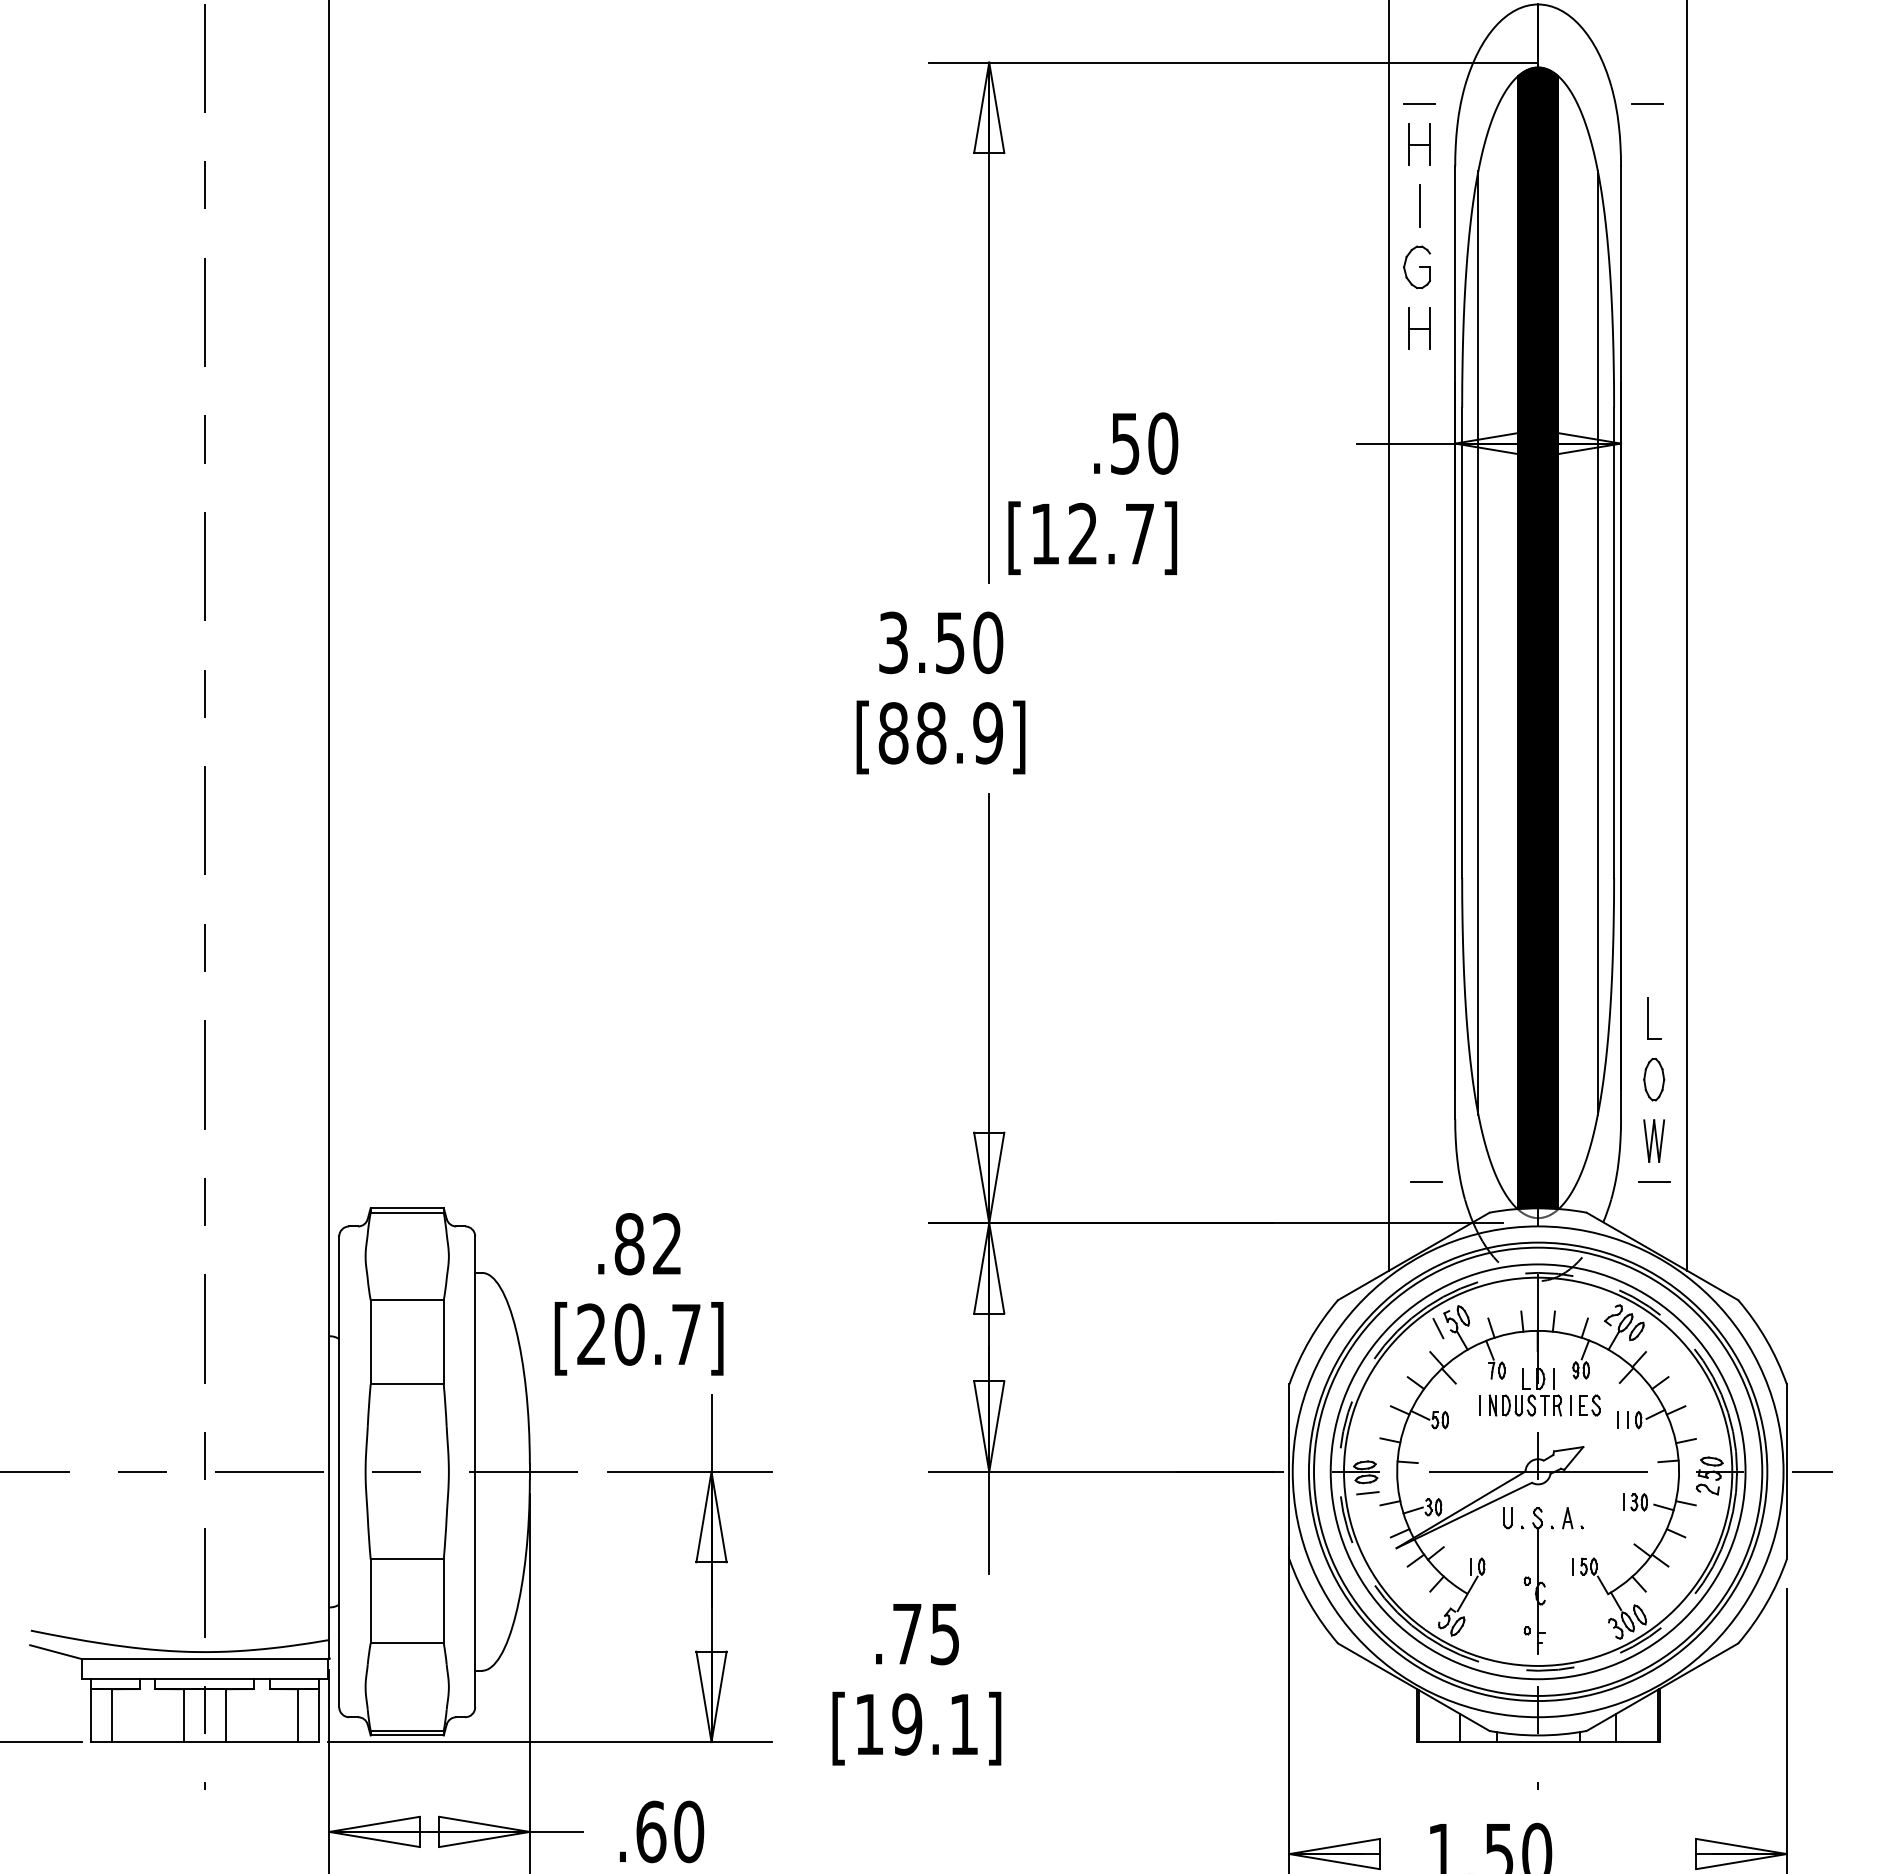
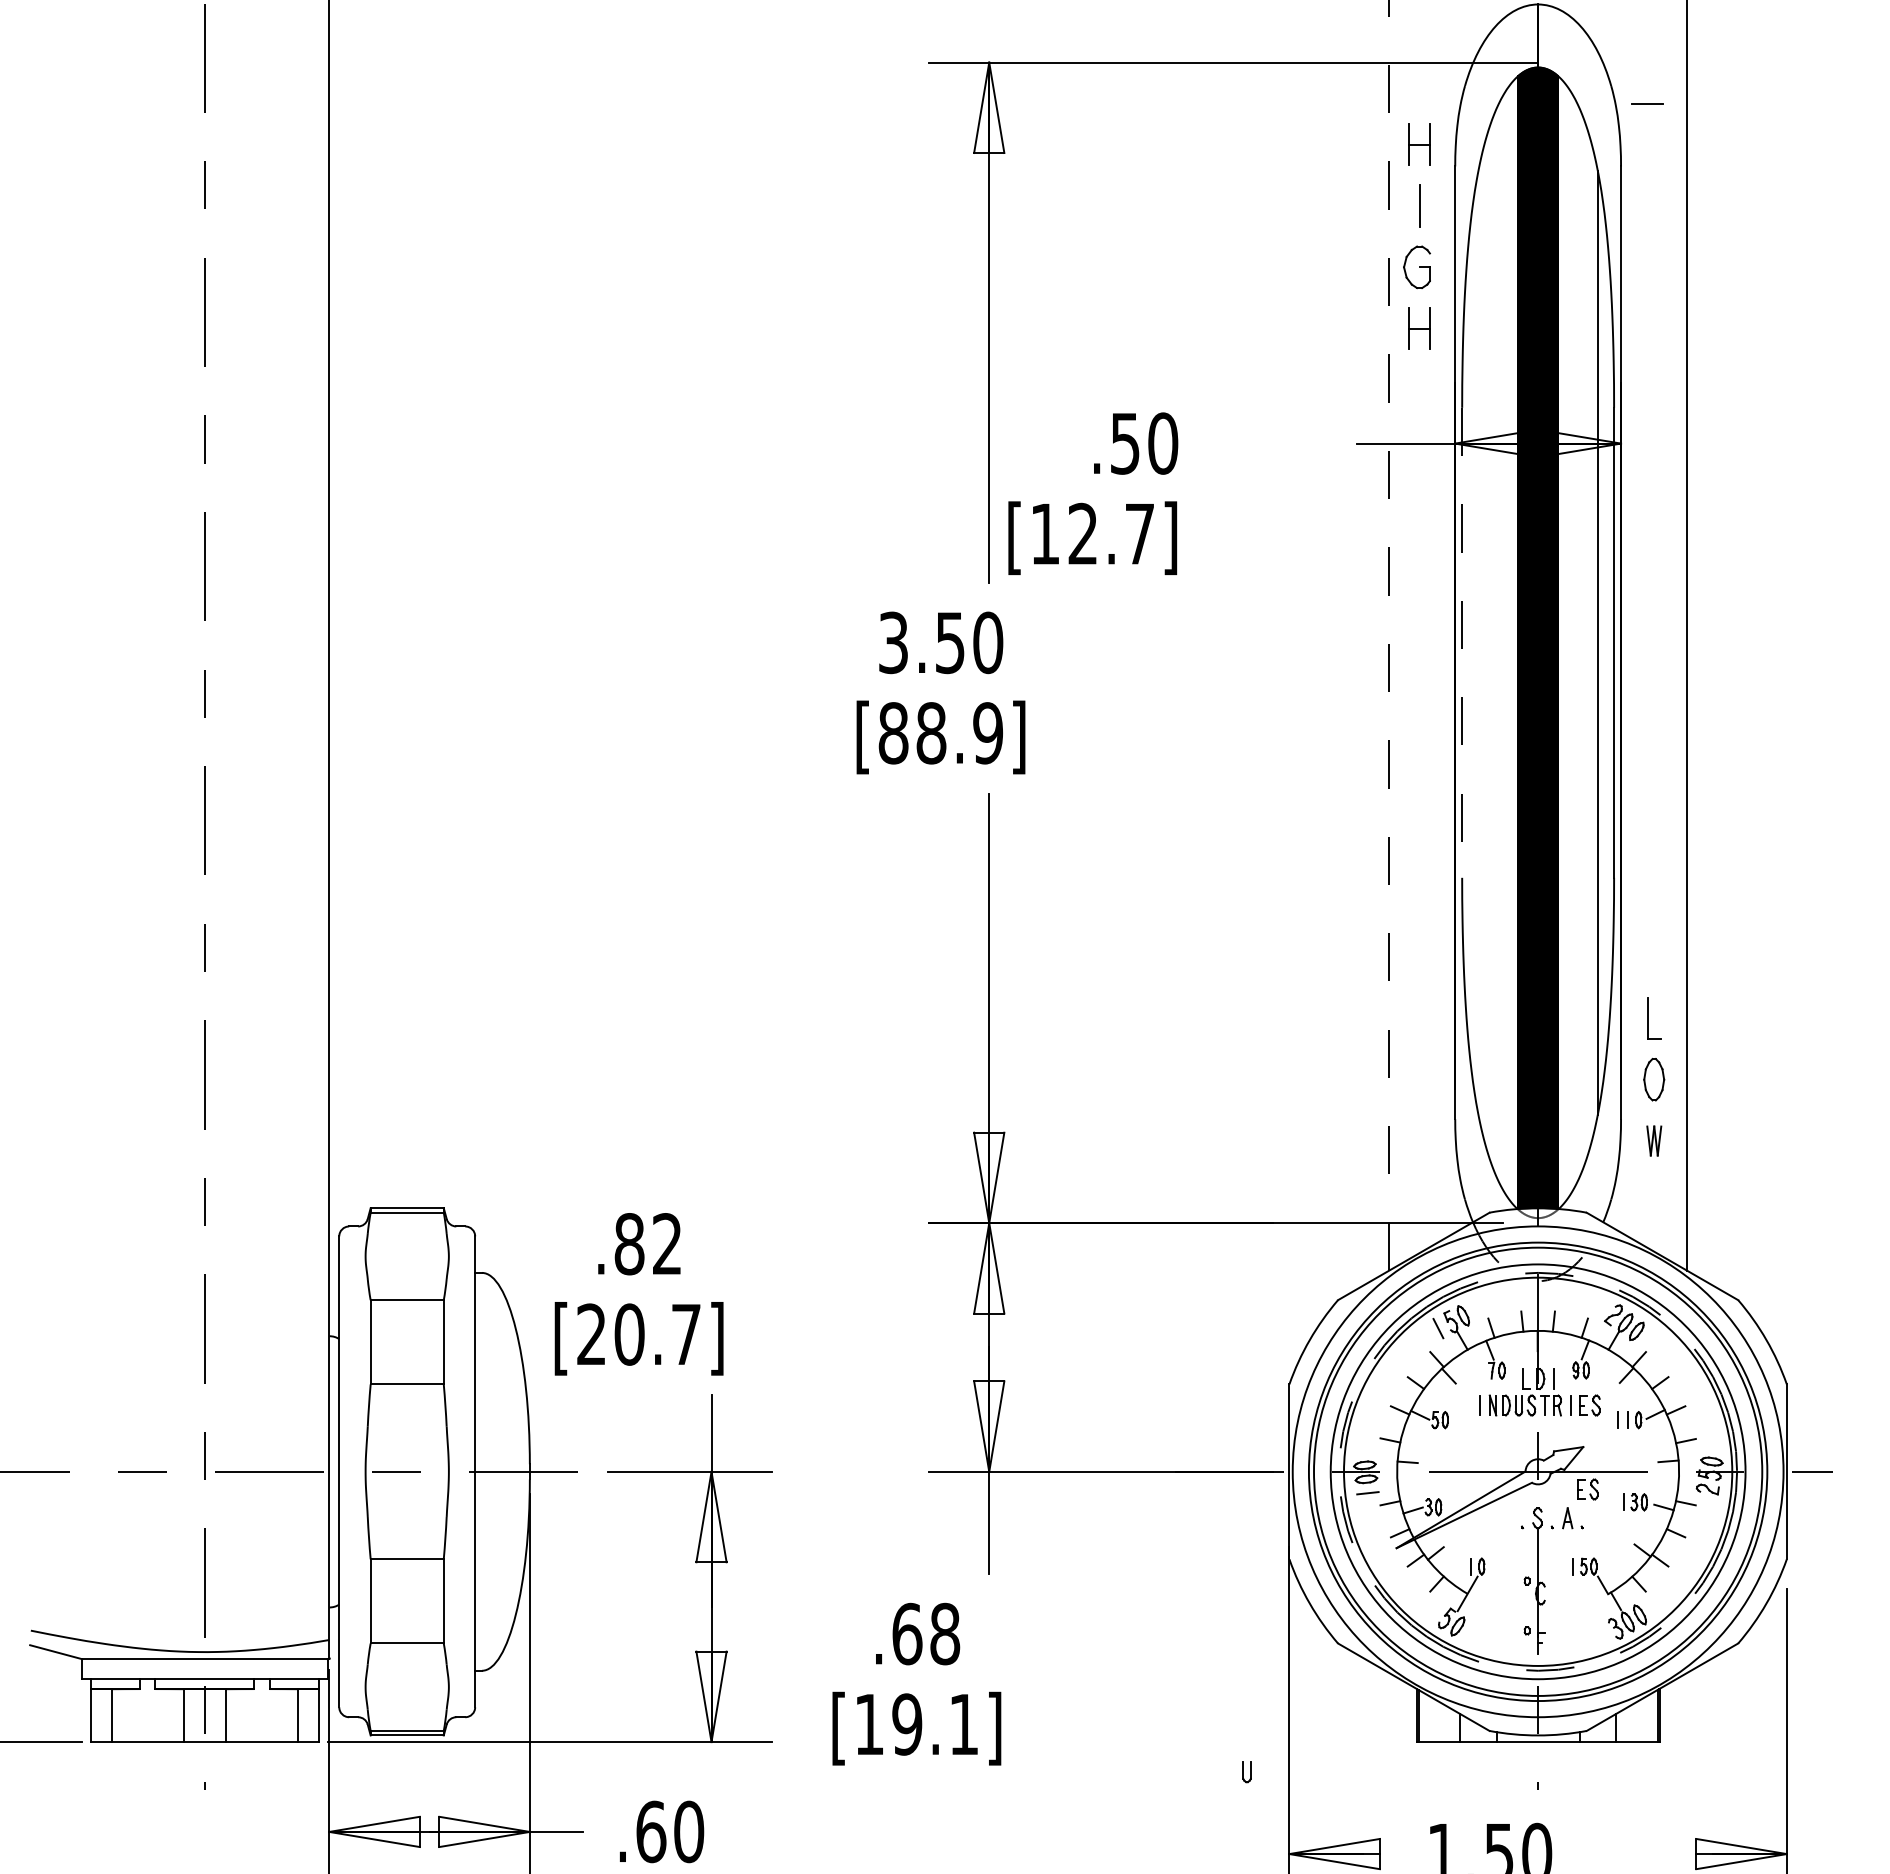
line: present -> none (1419, 104)
line: solid -> dashed (1388, 635)
line: solid -> dashed (1462, 642)
line: present -> none (1478, 642)
part size: 23x44 px -> 17x32 px (1654, 1140)
line: present -> none (1425, 1181)
line: present -> none (1654, 1181)
part: none -> present (1587, 1489)
part position: (1507, 1518) -> (1246, 1772) (1246, 1772)
text: .75 -> .68 (926, 1633)
